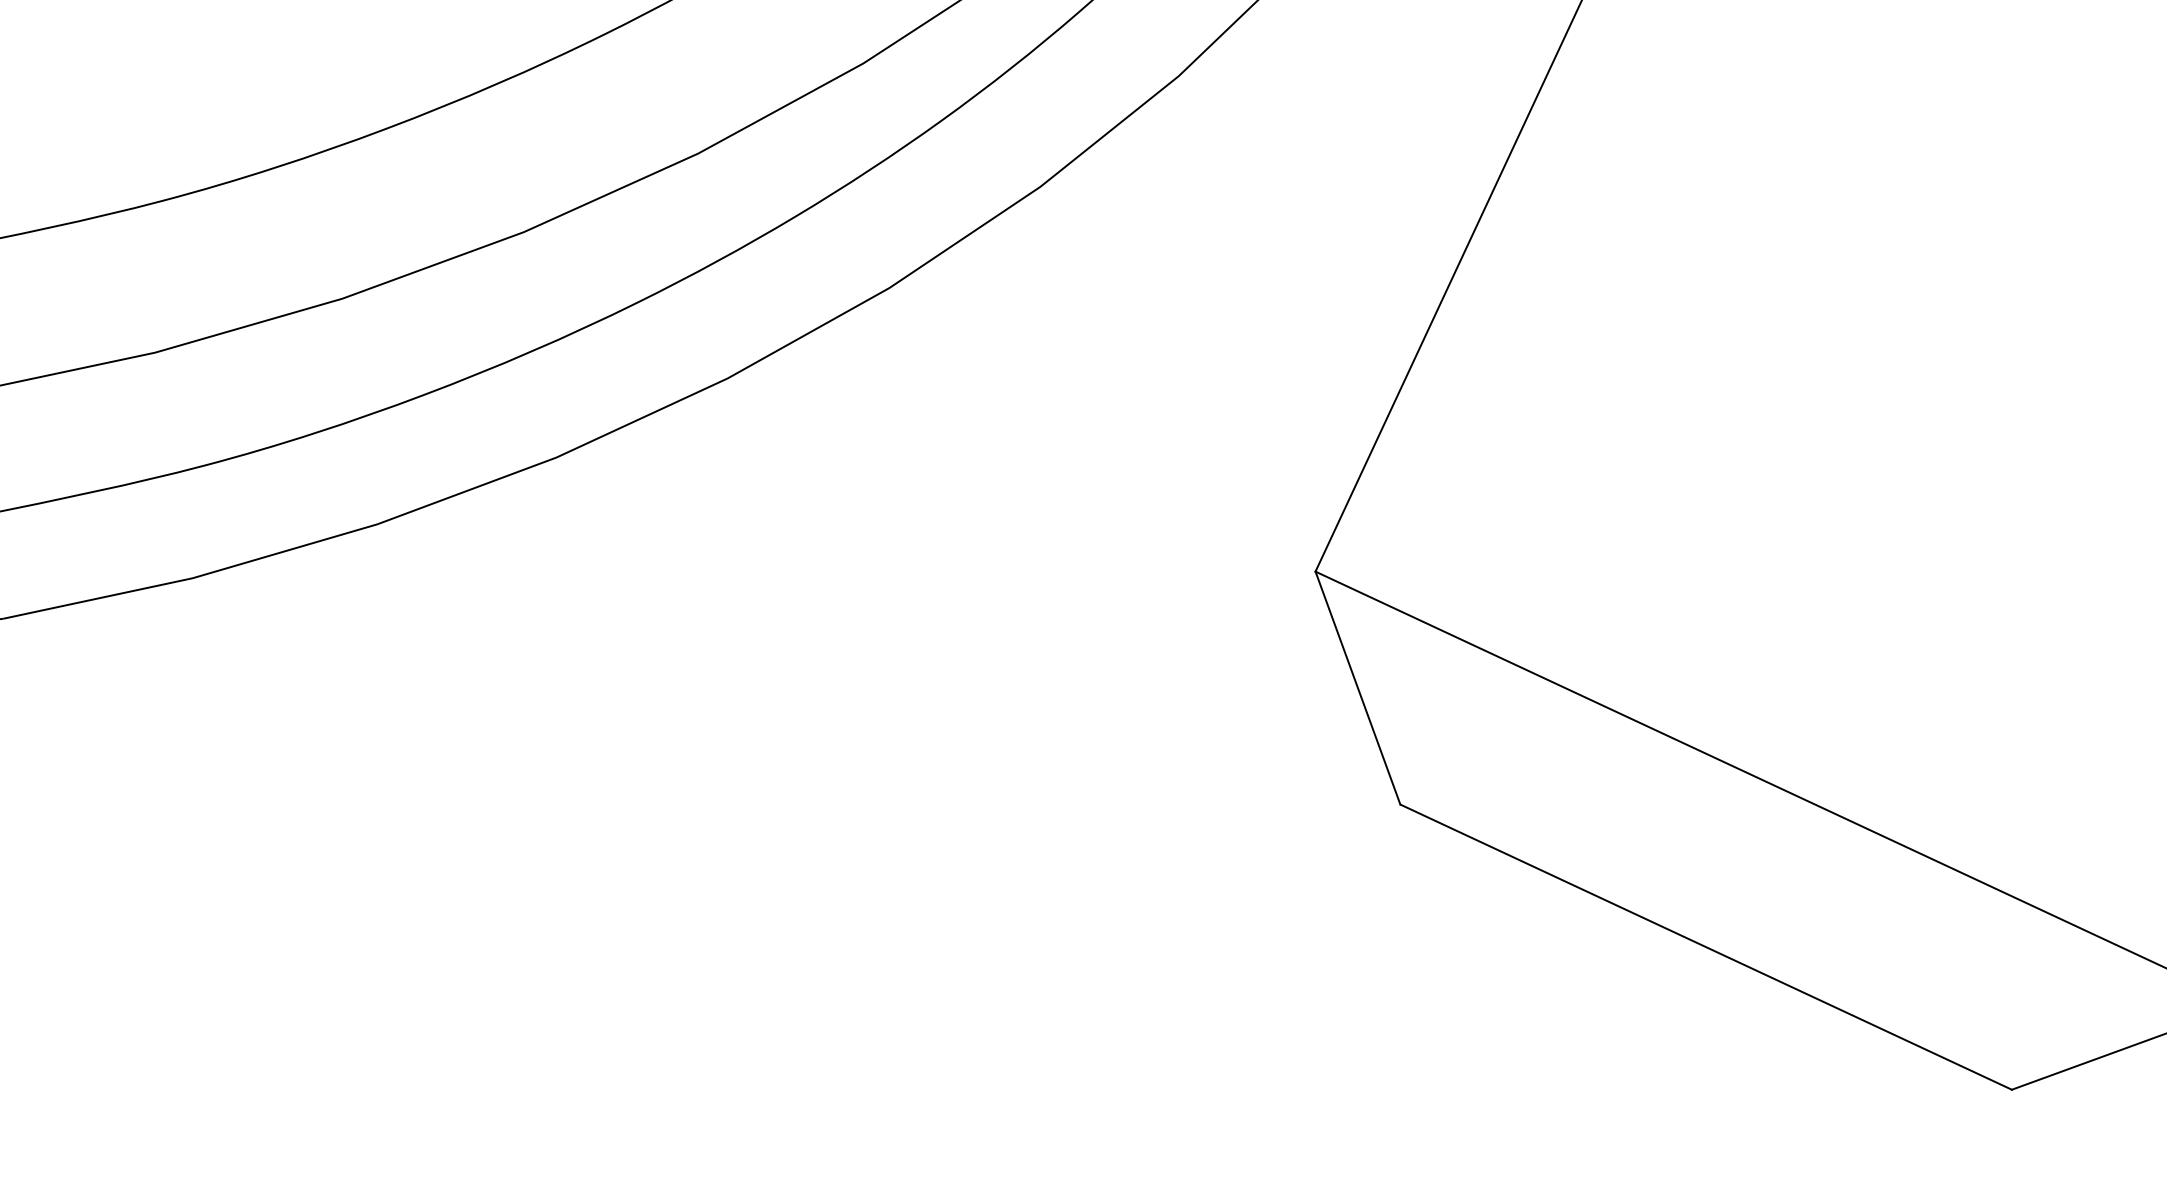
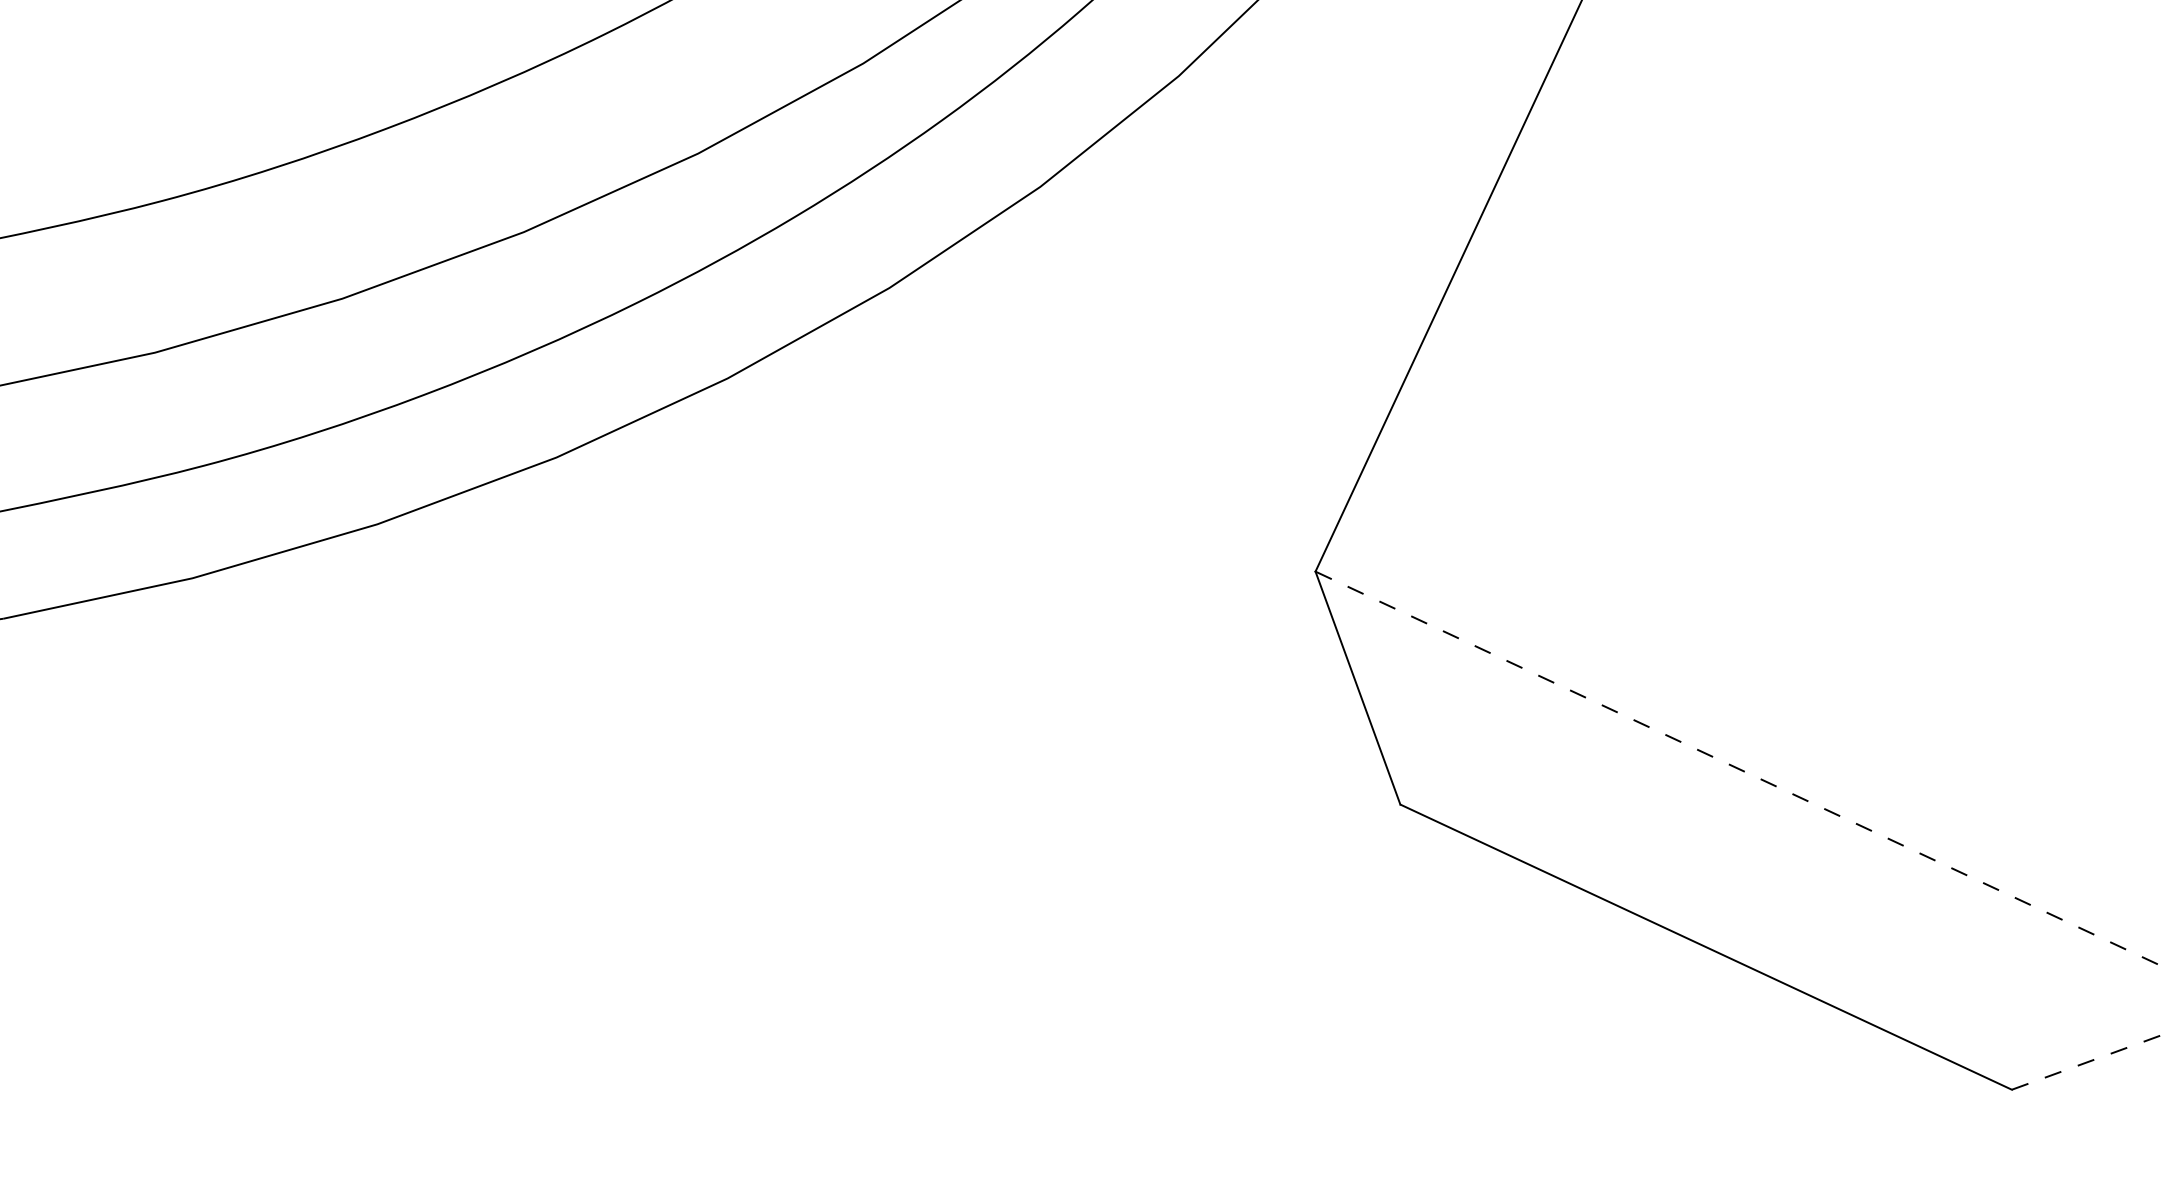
line: solid -> dashed (1741, 770)
line: solid -> dashed (2089, 1061)
